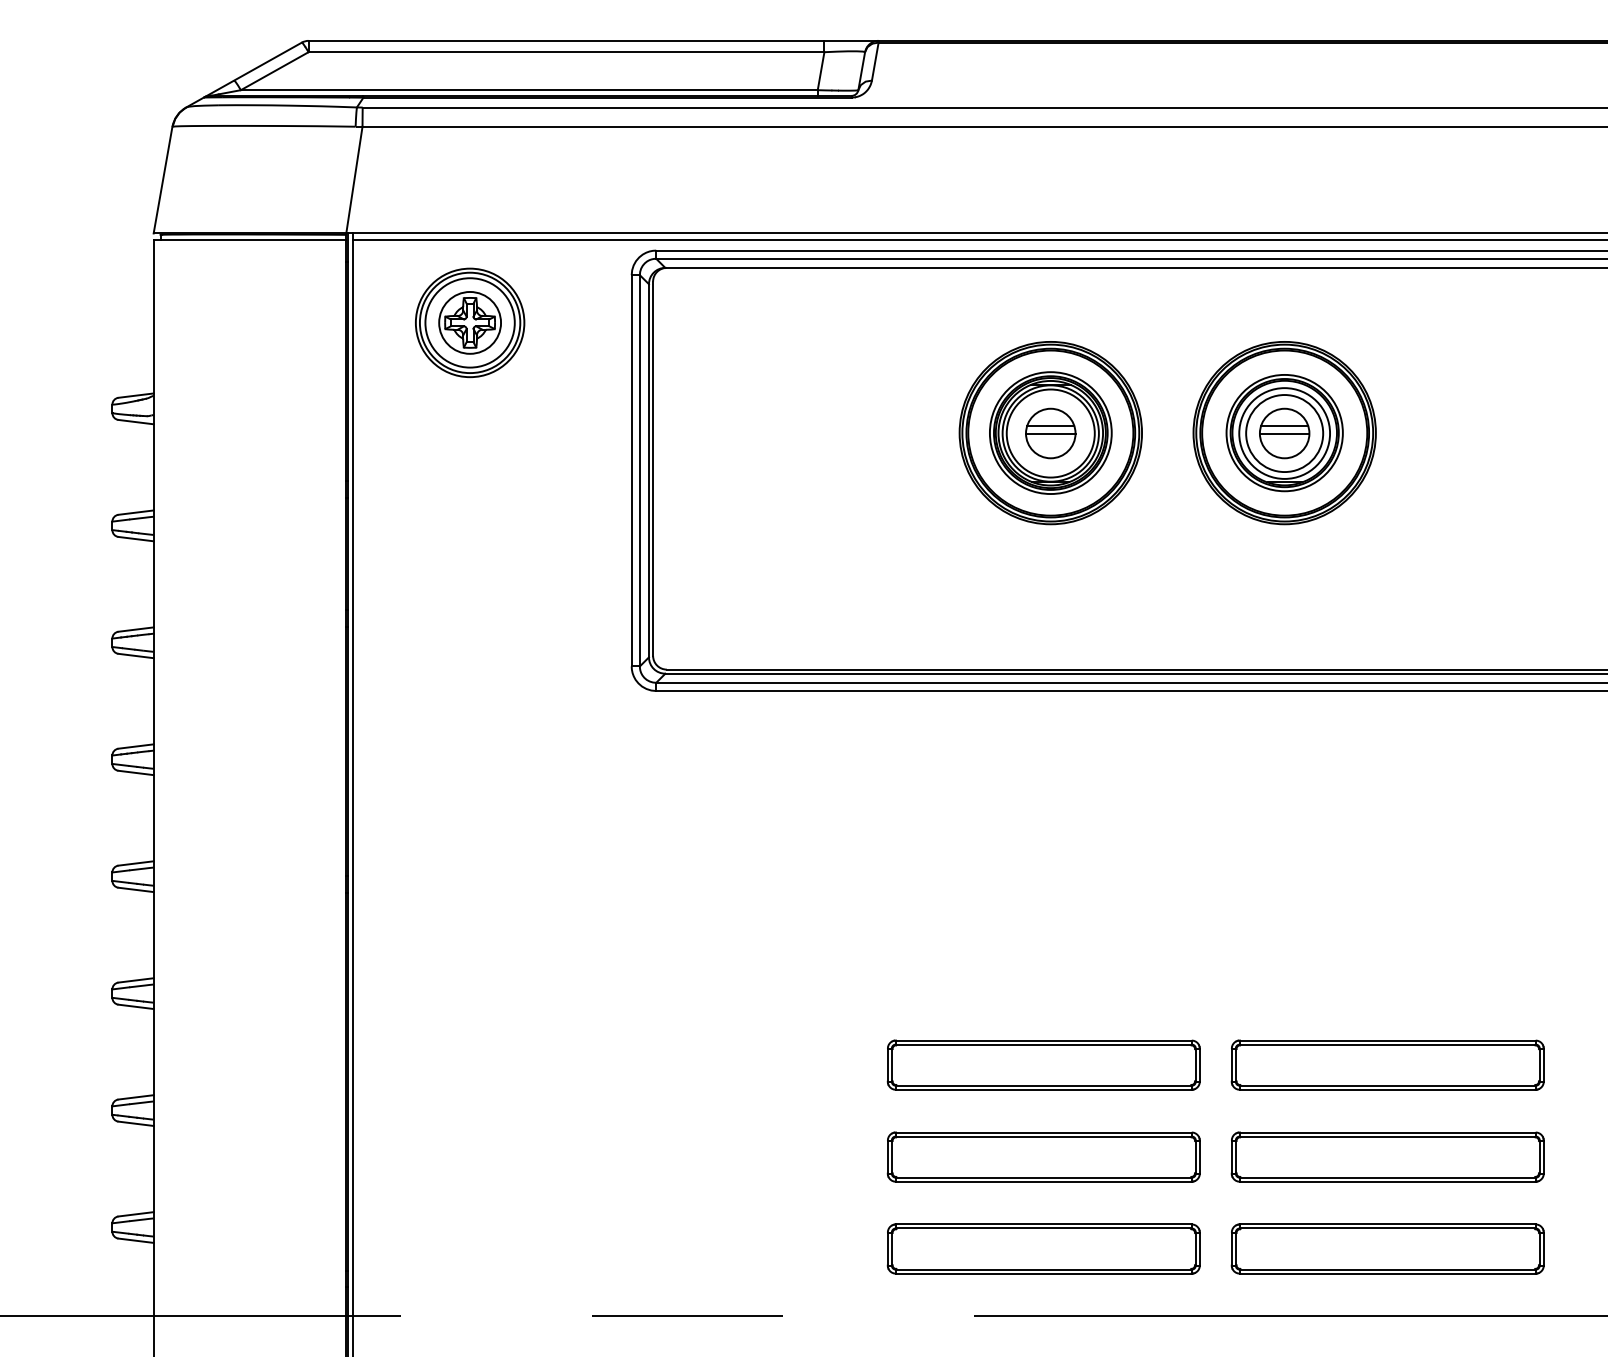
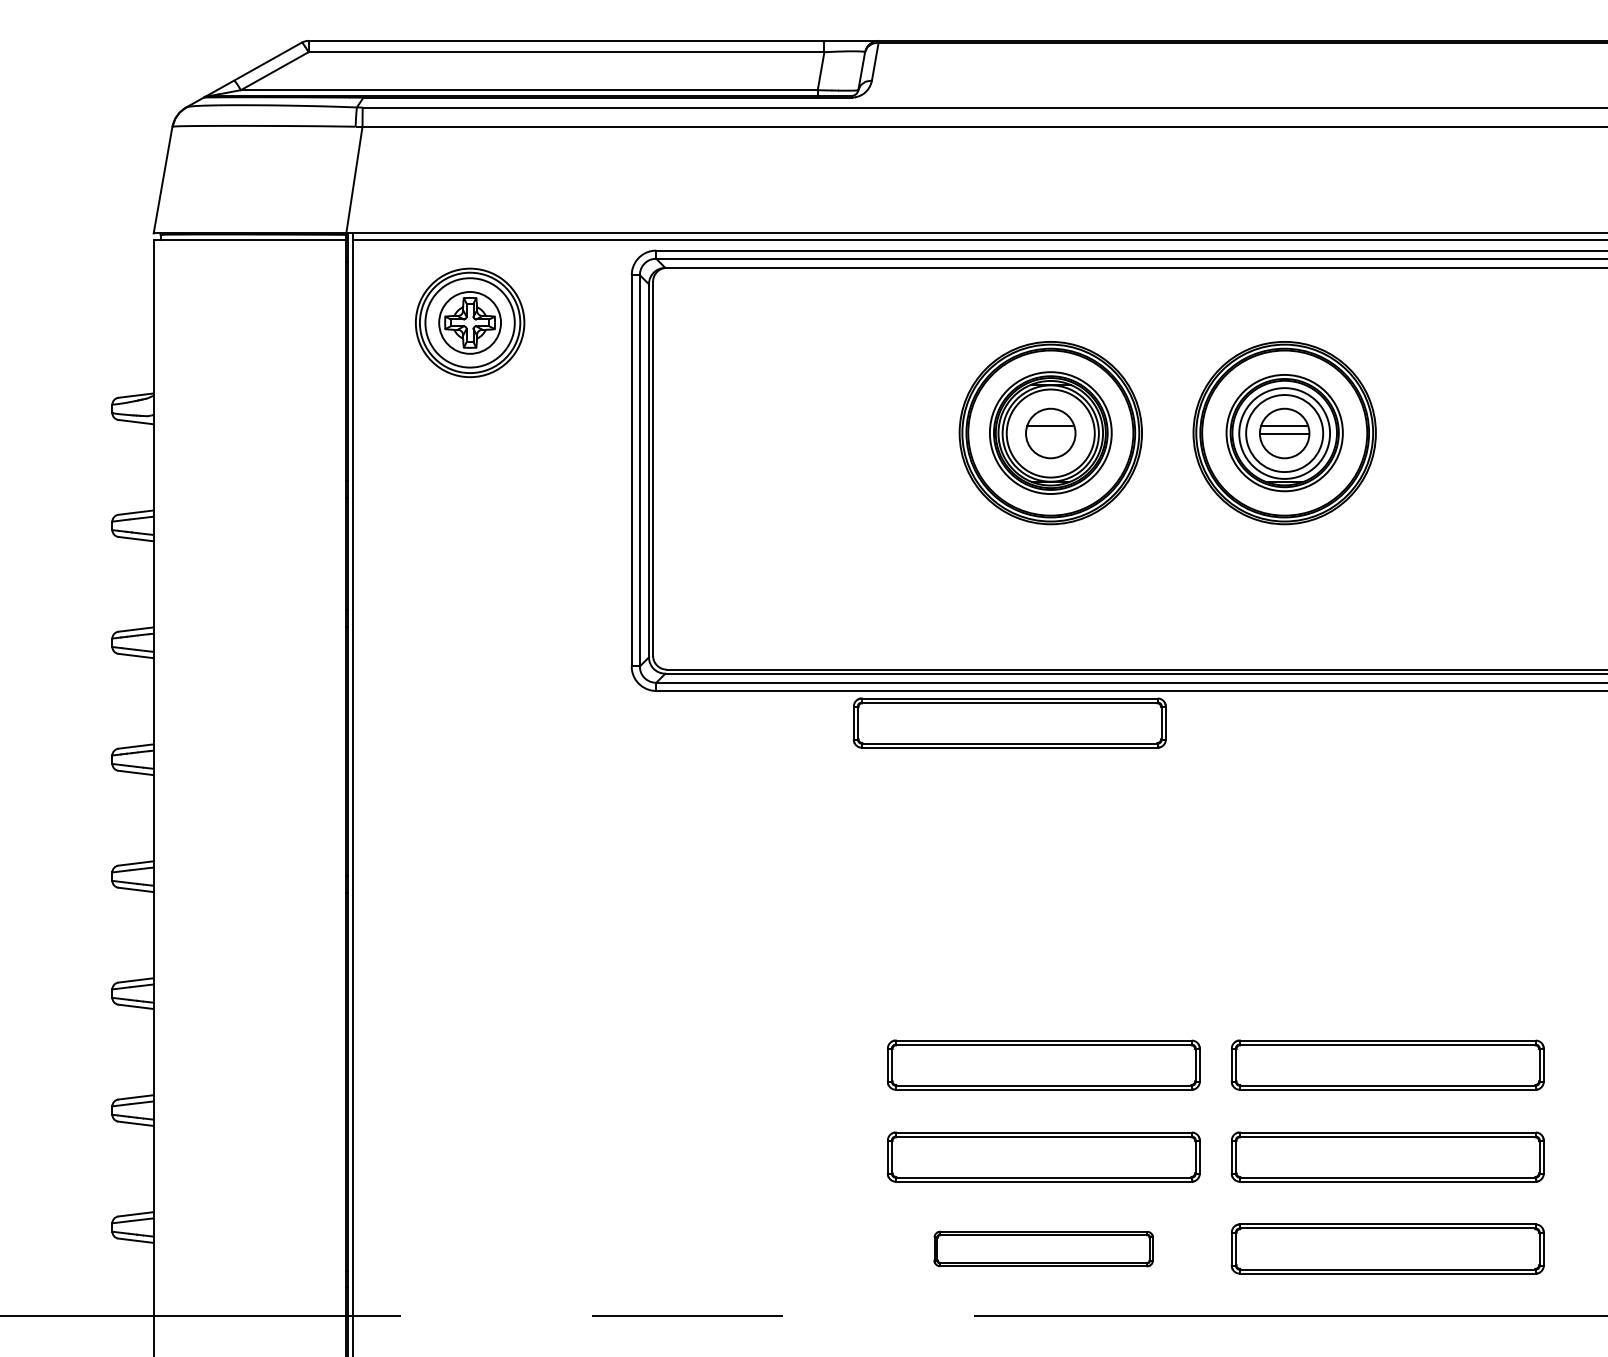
line: present -> none (1050, 434)
part: none -> present (1009, 722)
part size: 315x52 px -> 221x38 px (1043, 1248)
